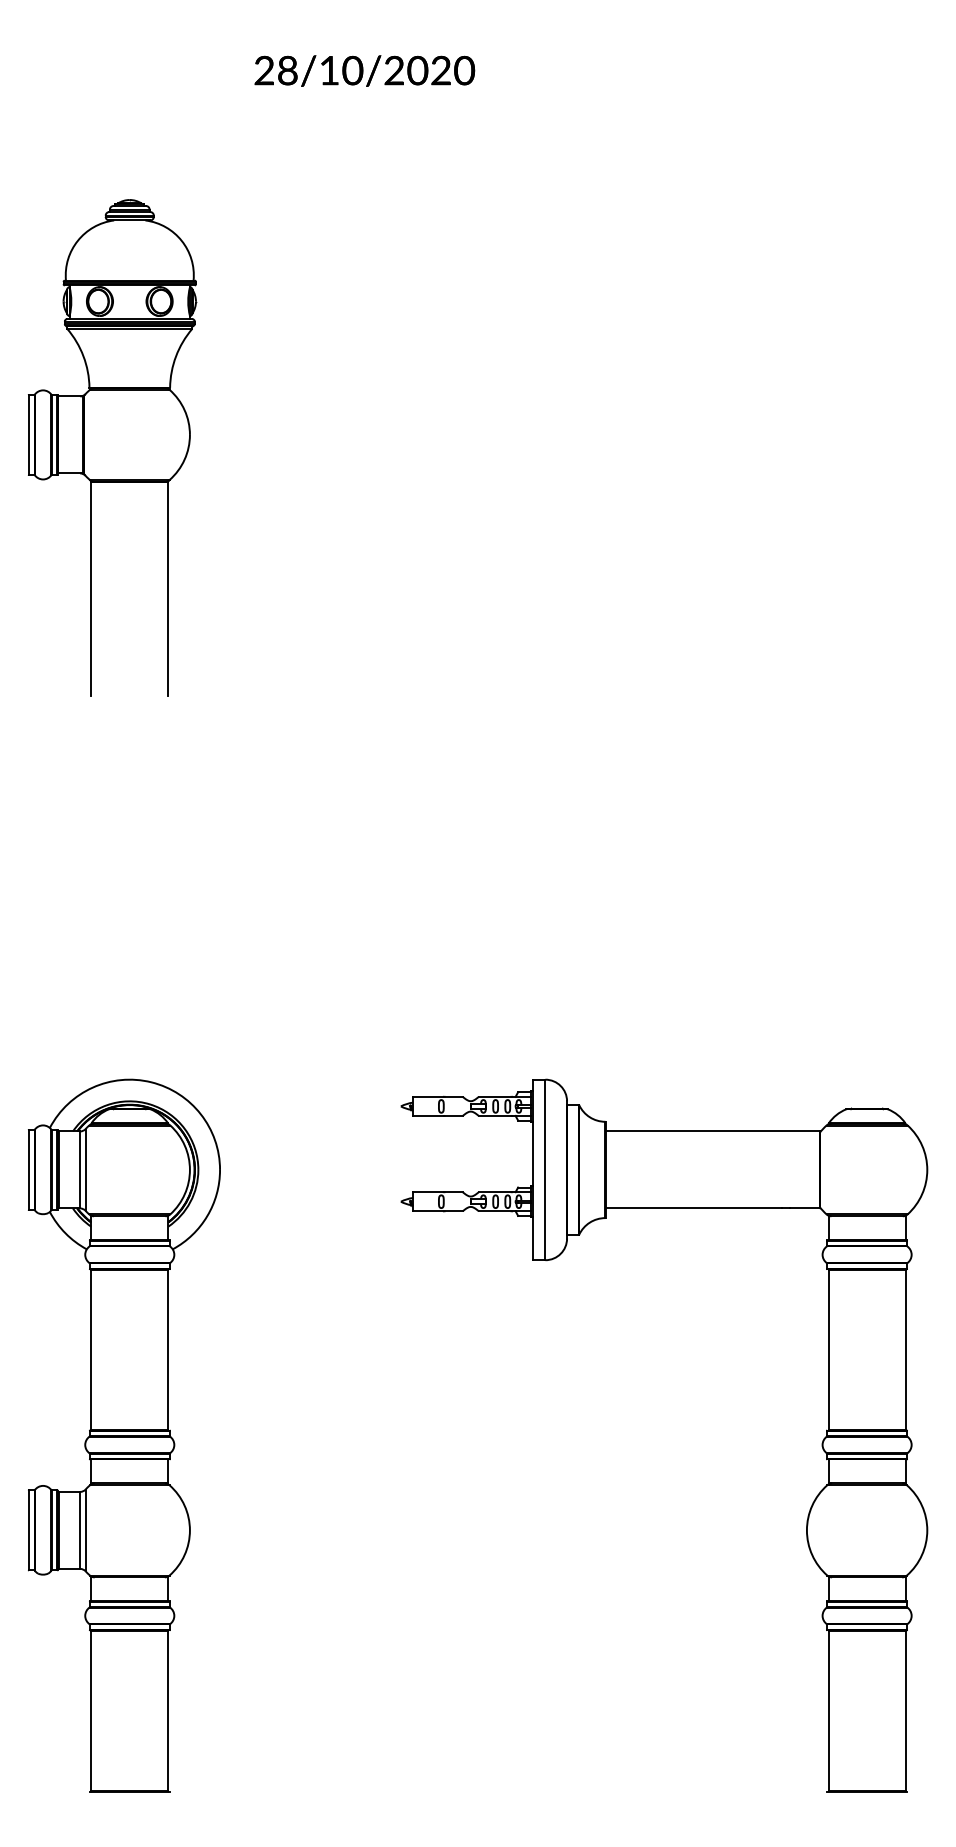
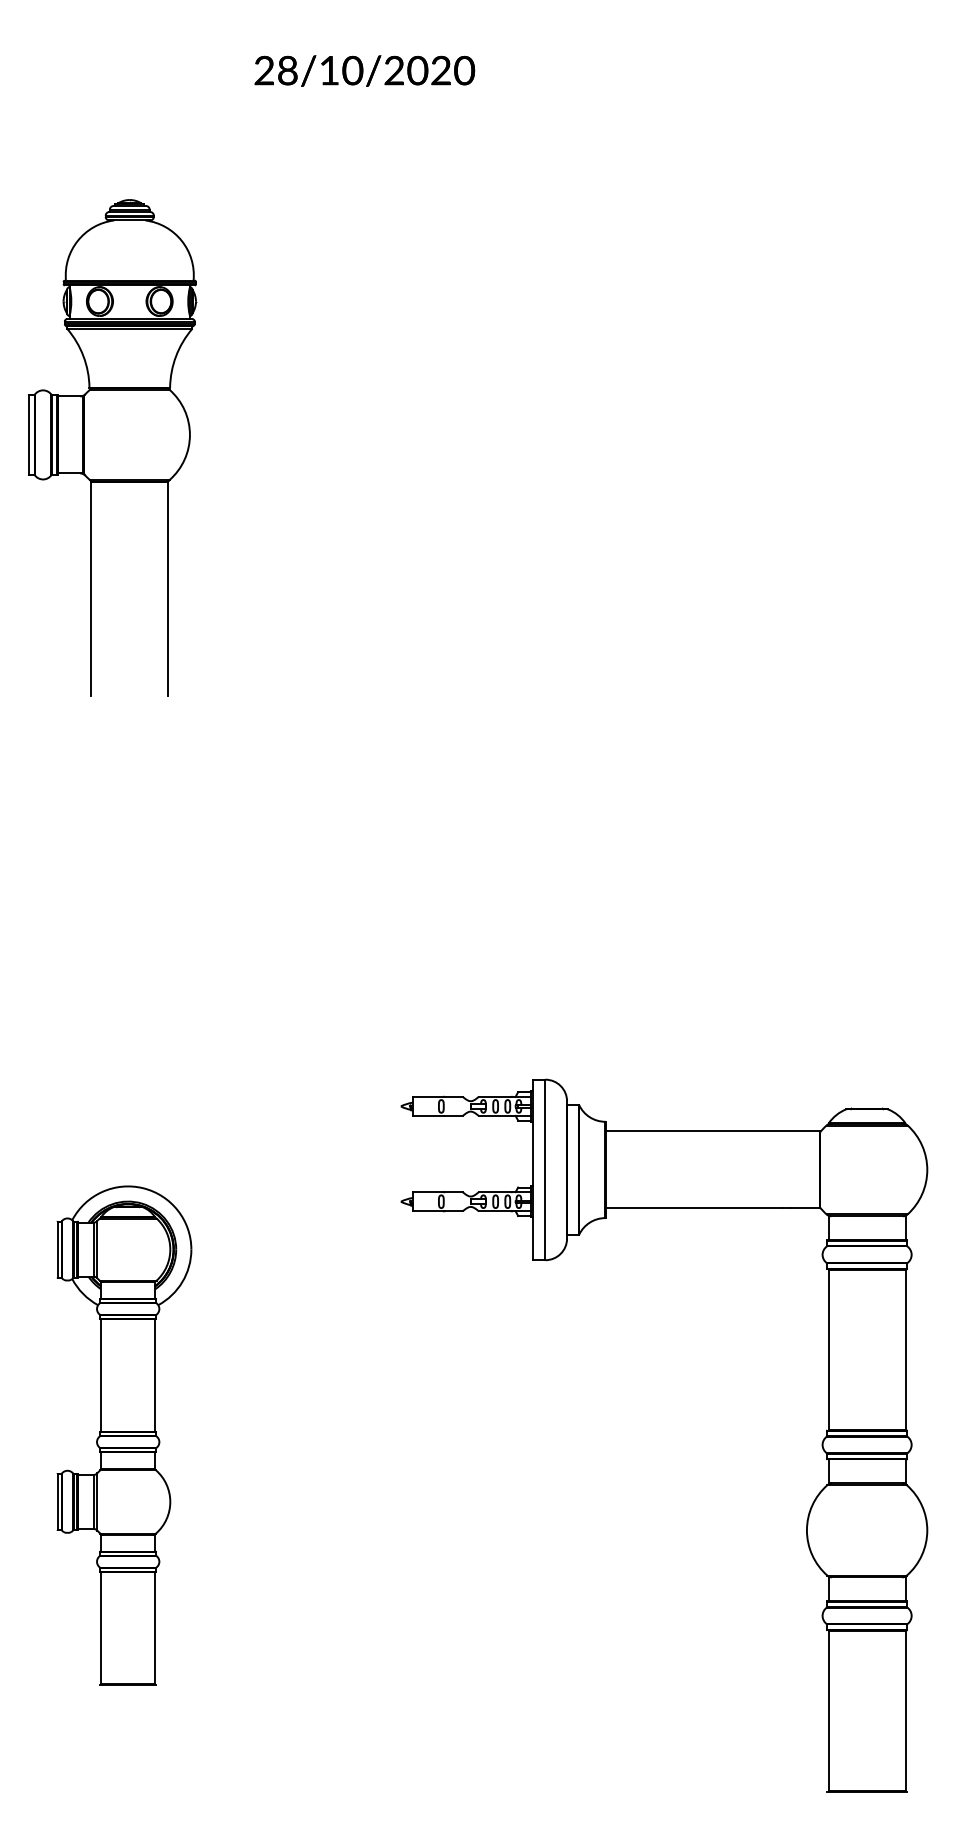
part size: 193x715 px -> 137x501 px (124, 1435)
